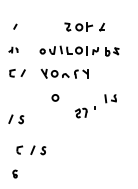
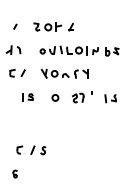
part position: (84, 26) -> (53, 26) (53, 26)
part size: 11x8 px -> 17x10 px (13, 49)
part: none -> present (27, 97)
part position: (85, 112) -> (82, 97) (82, 97)
part: present -> none (16, 119)
